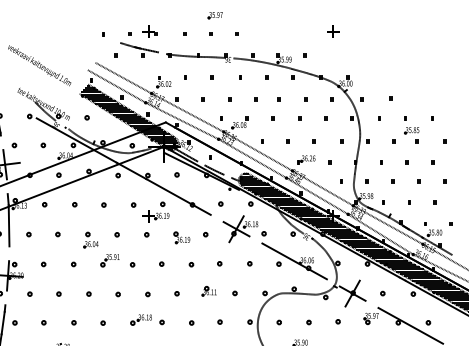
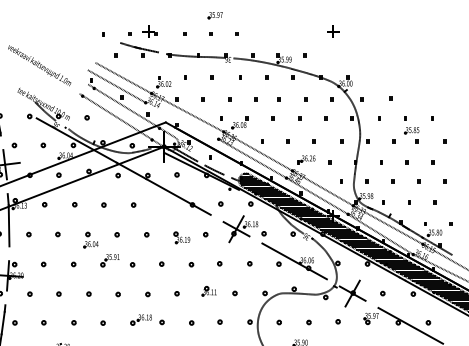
hatch: present -> none (128, 117)
line: present -> none (181, 120)
part: present -> none (155, 211)
